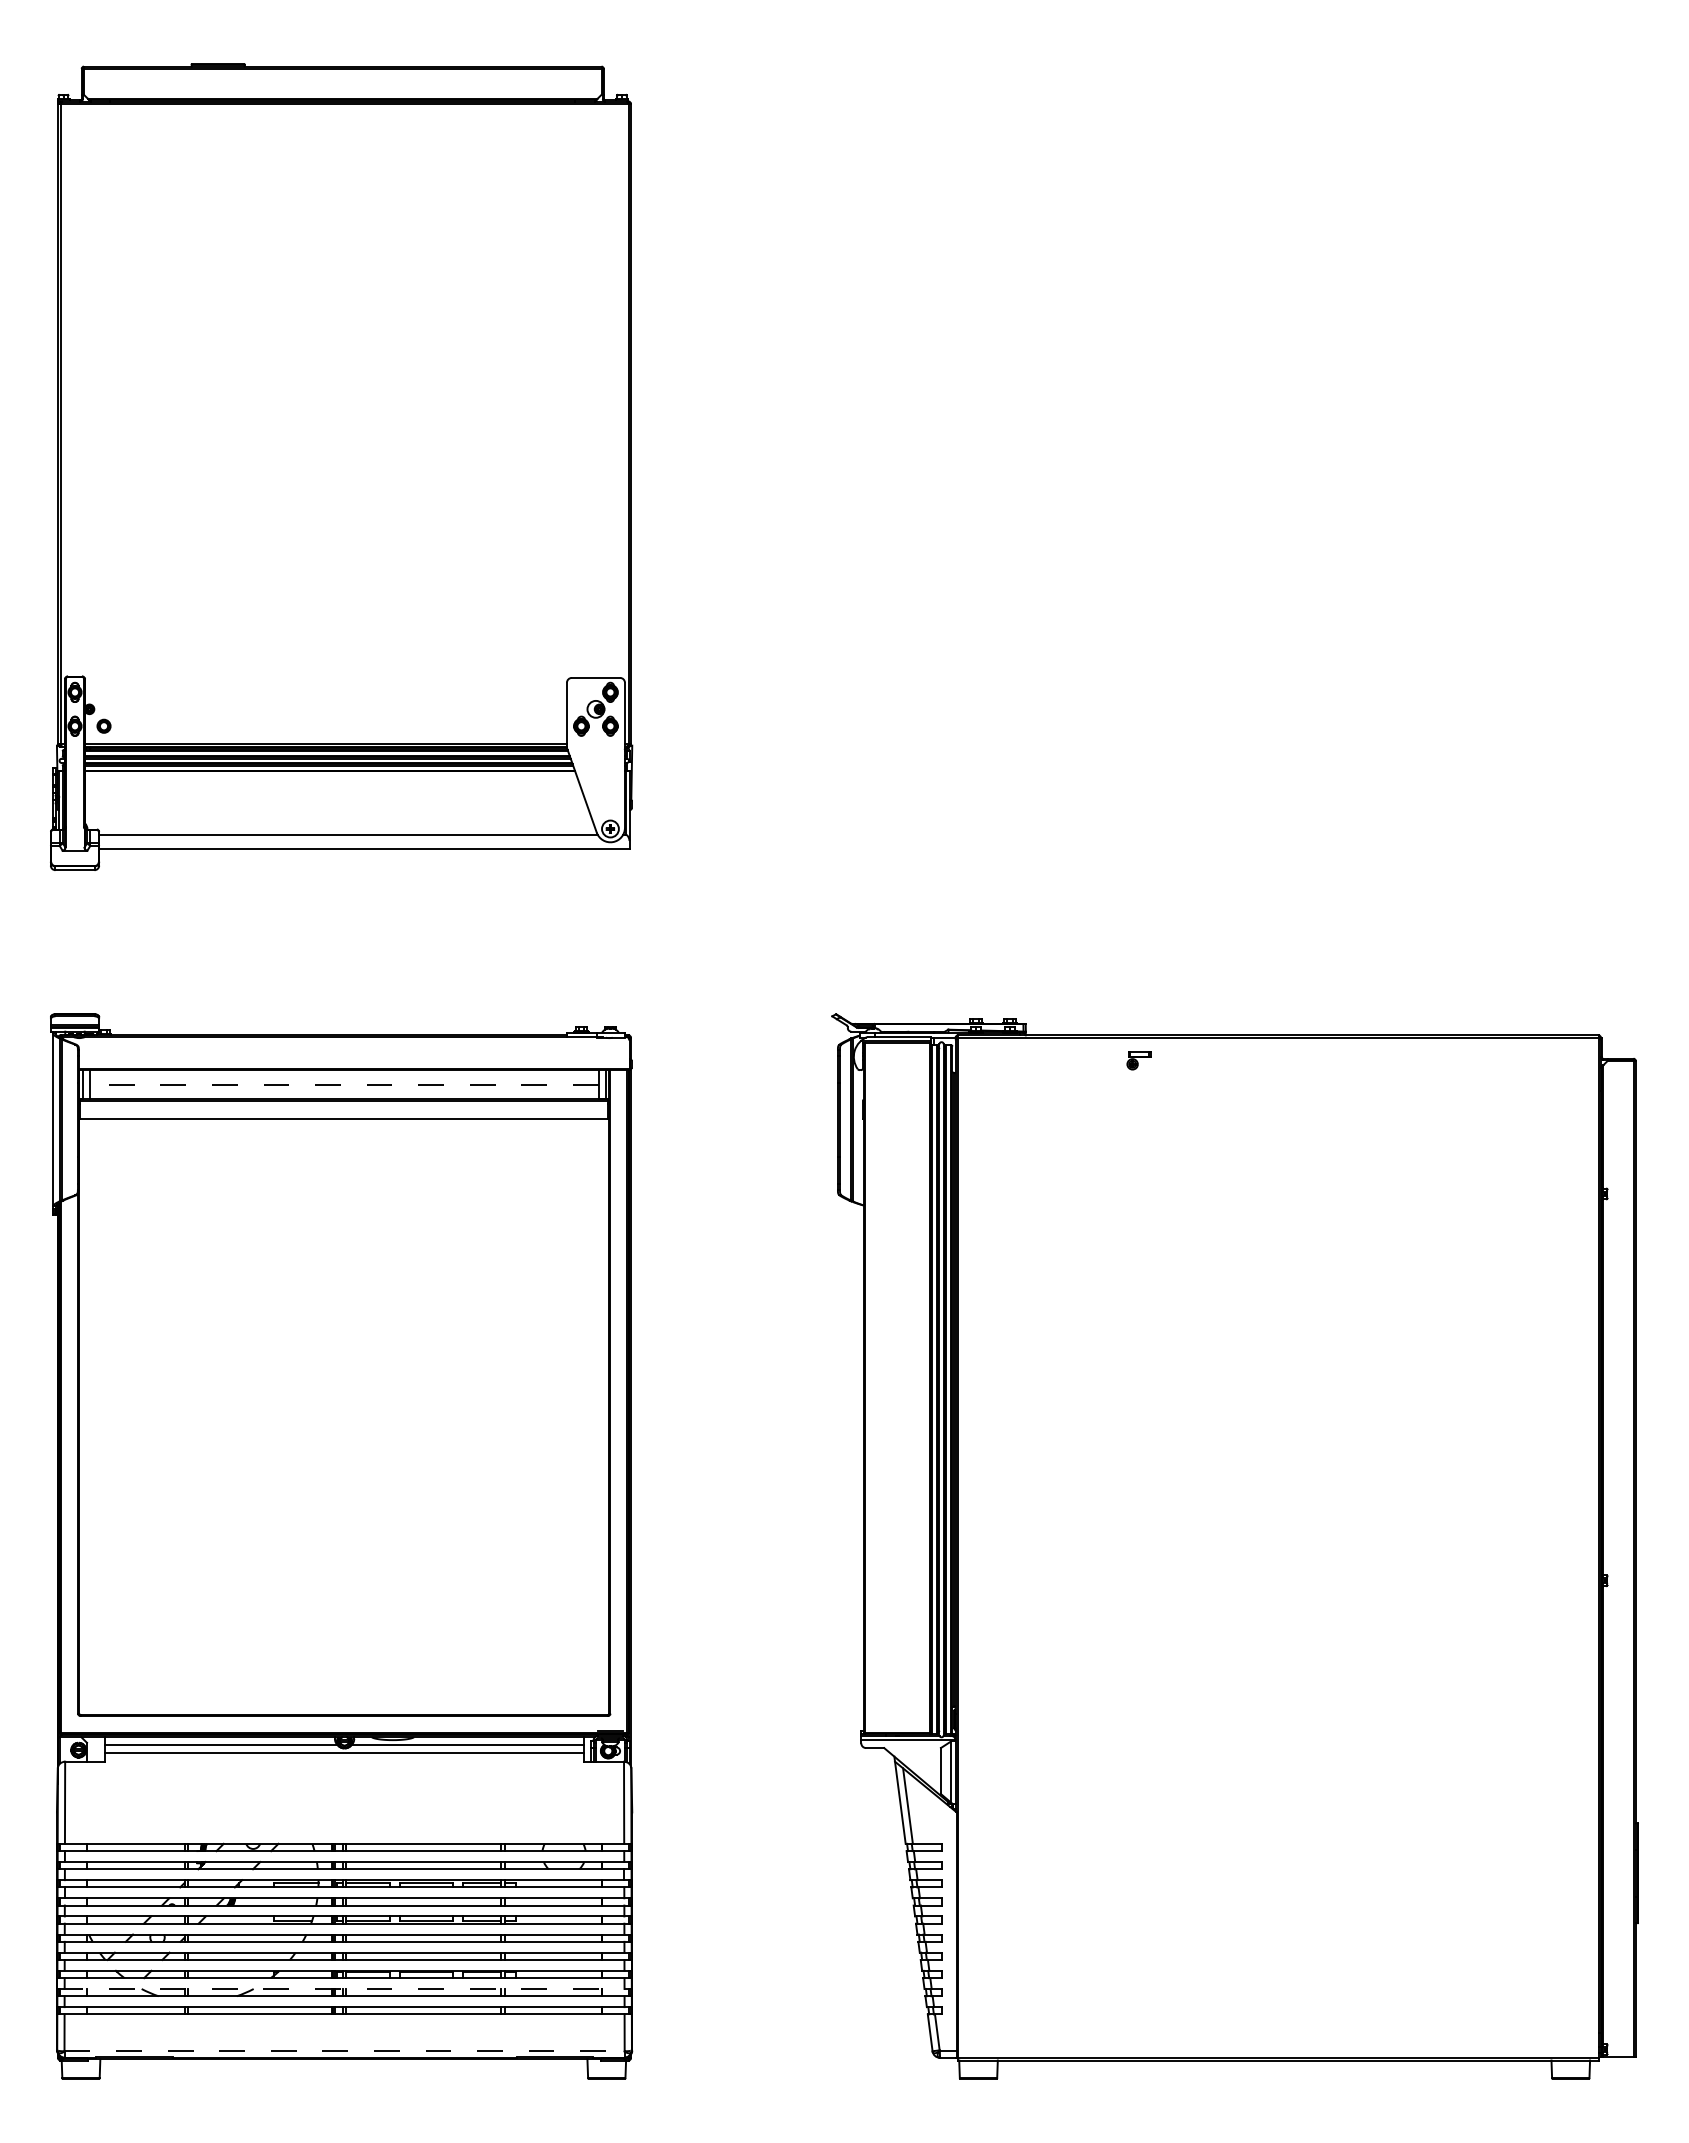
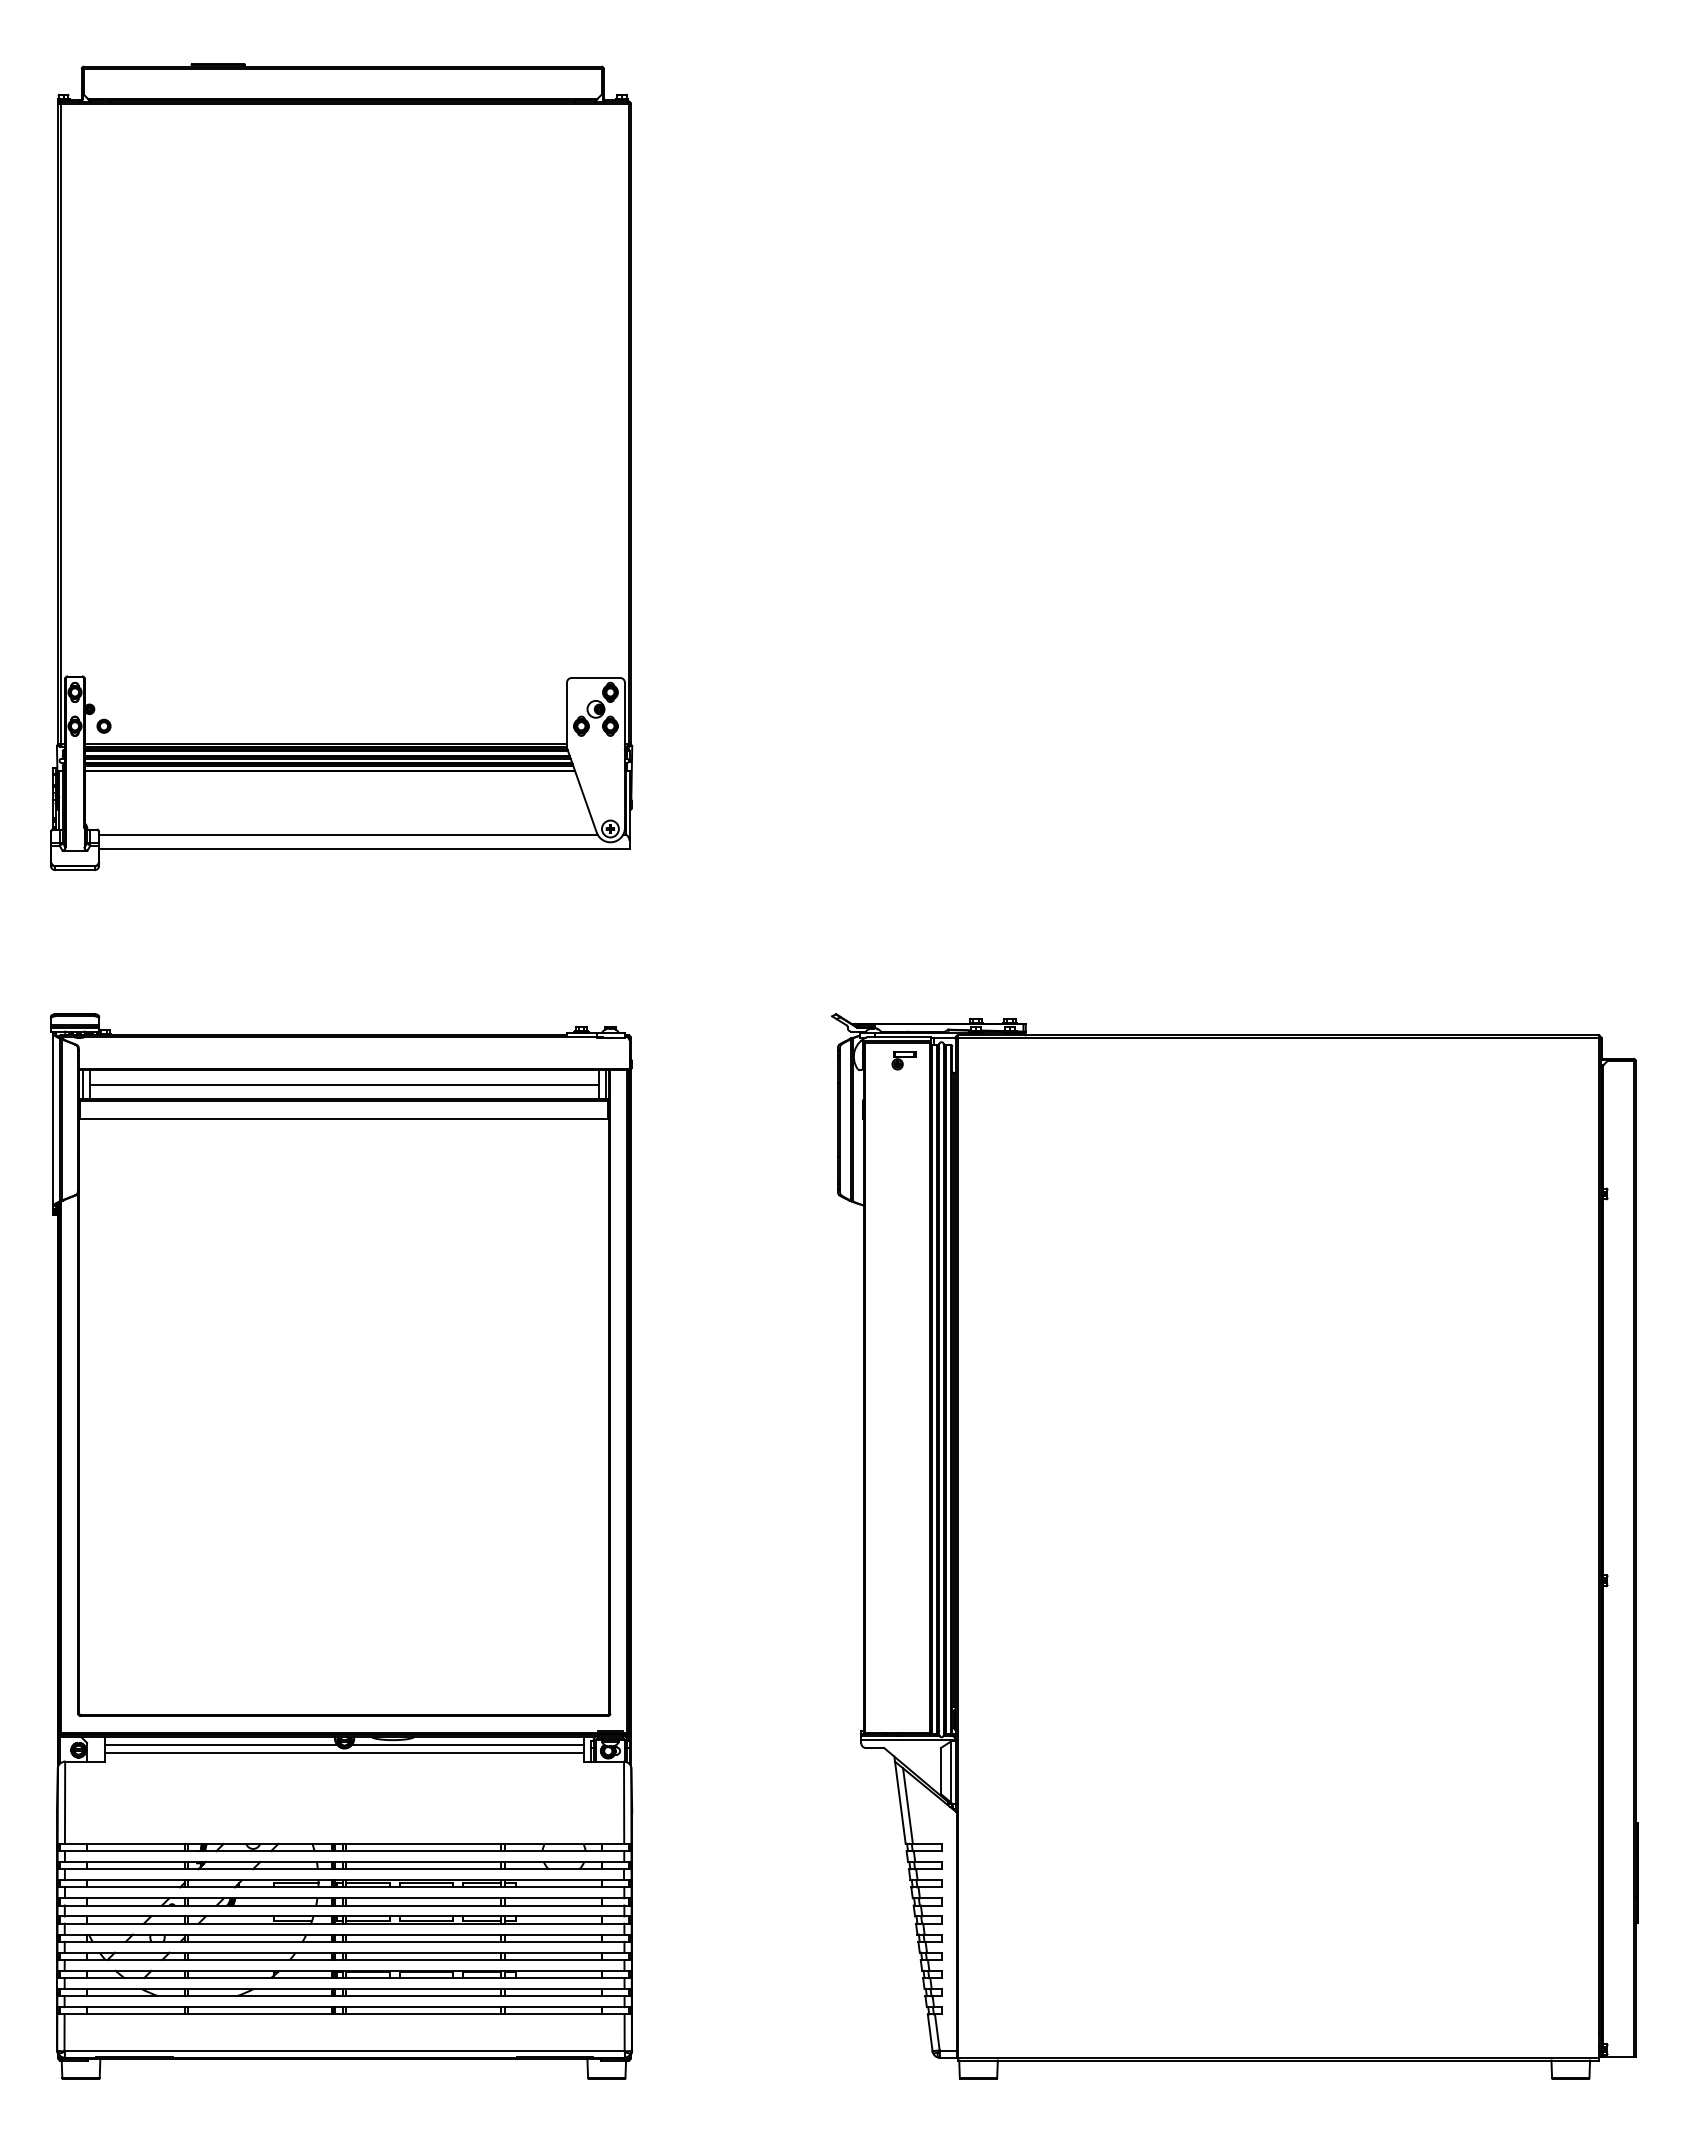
part position: (1138, 1060) -> (903, 1060) (903, 1060)
line: dashed -> solid (343, 1084)
line: dashed -> solid (345, 1988)
line: dashed -> solid (345, 2051)
